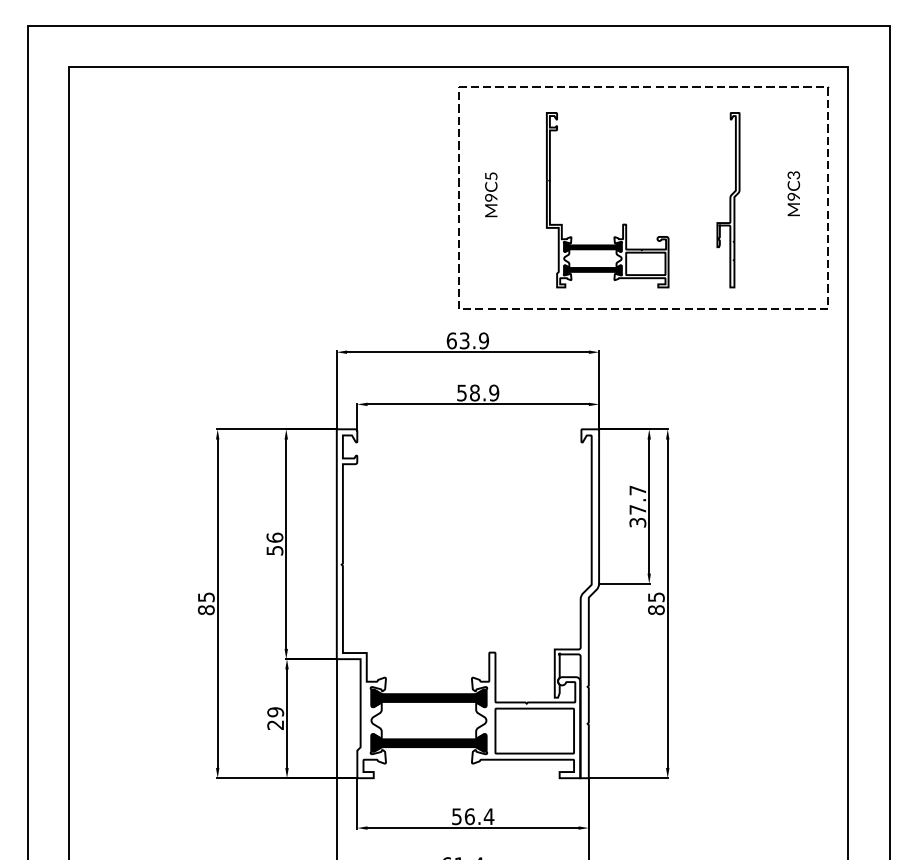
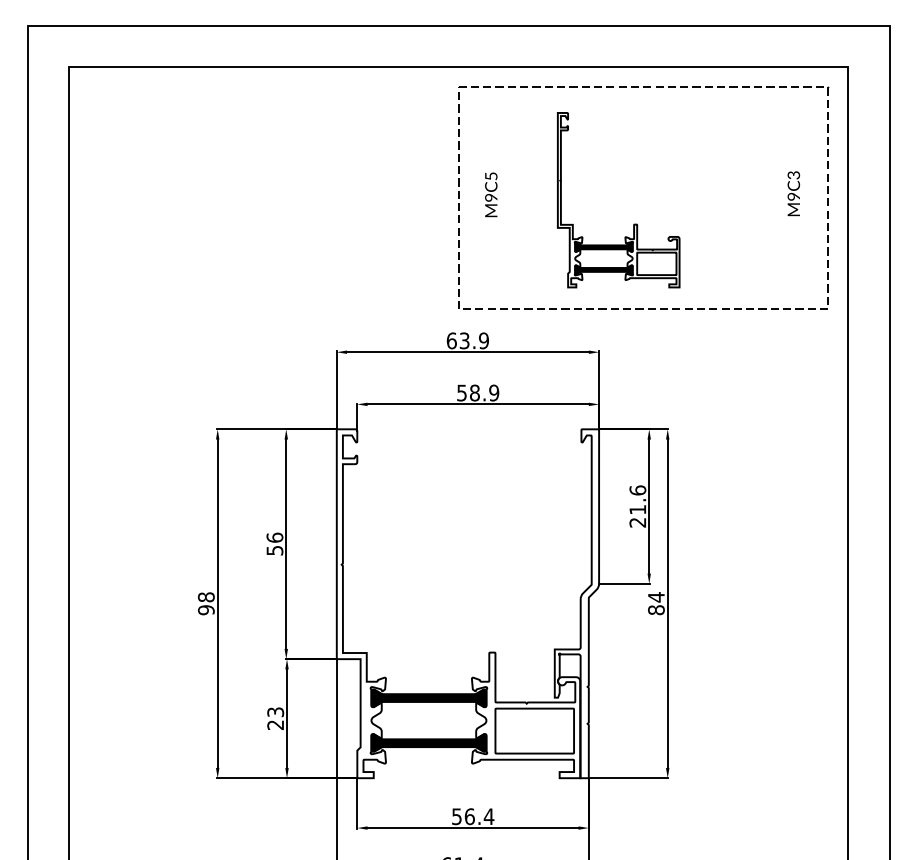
part: present -> none (728, 200)
part position: (623, 223) -> (634, 223) (634, 223)
text: 37.7 -> 21.6 (637, 506)
text: 85 -> 84 (656, 597)
text: 85 -> 98 (205, 603)
text: 29 -> 23 (275, 712)
